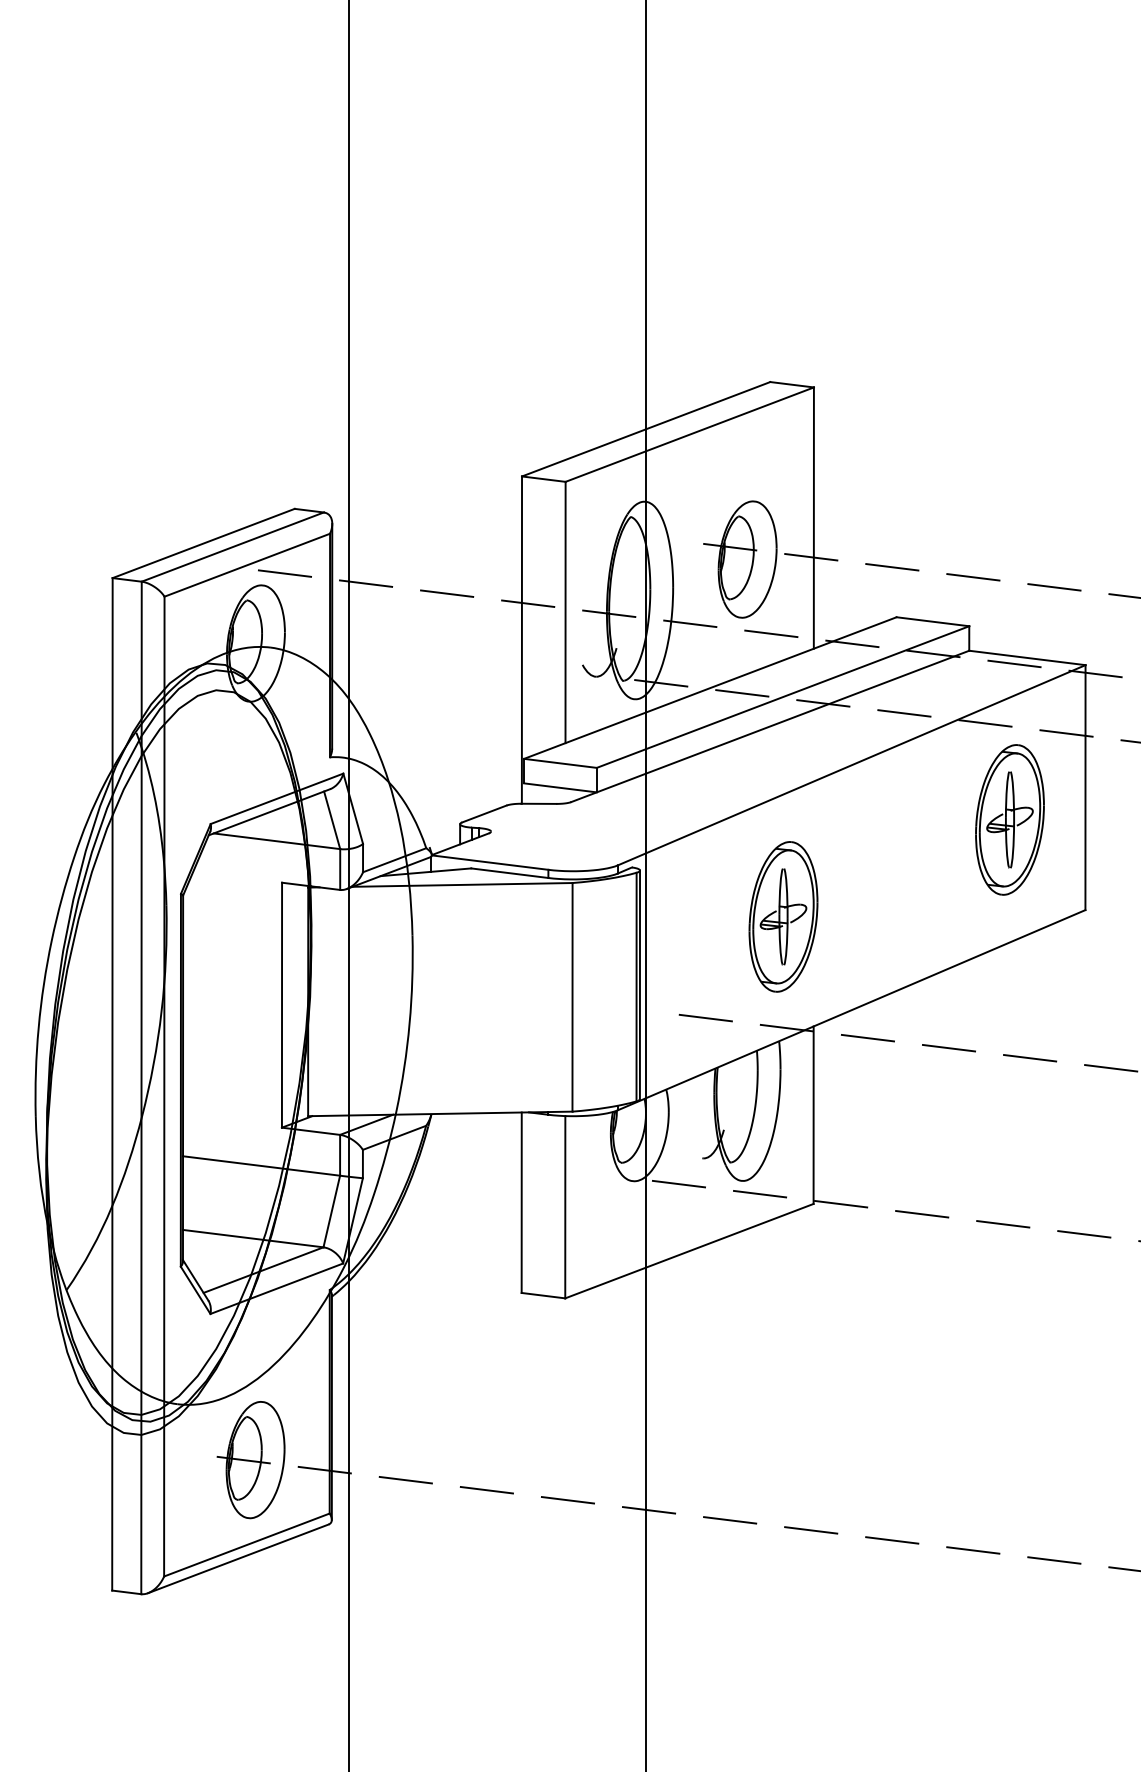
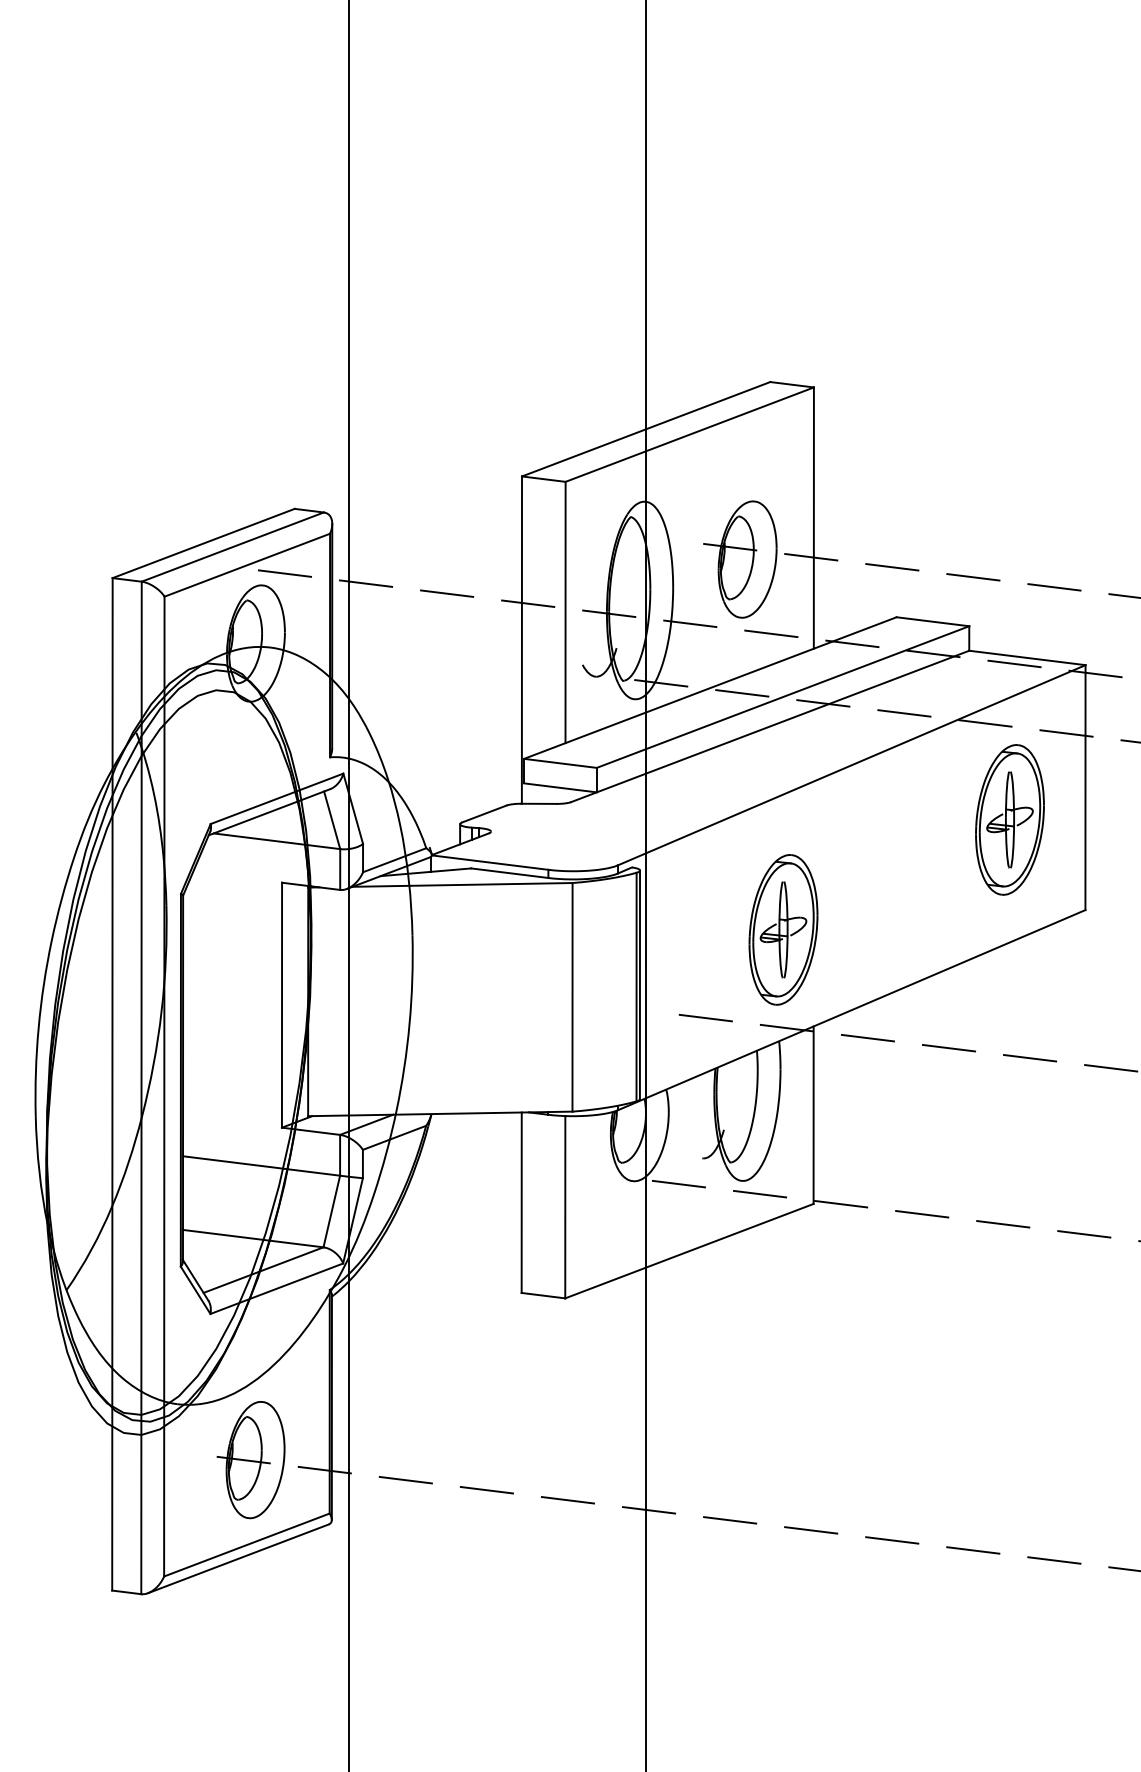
part position: (783, 916) -> (783, 929) (783, 929)
